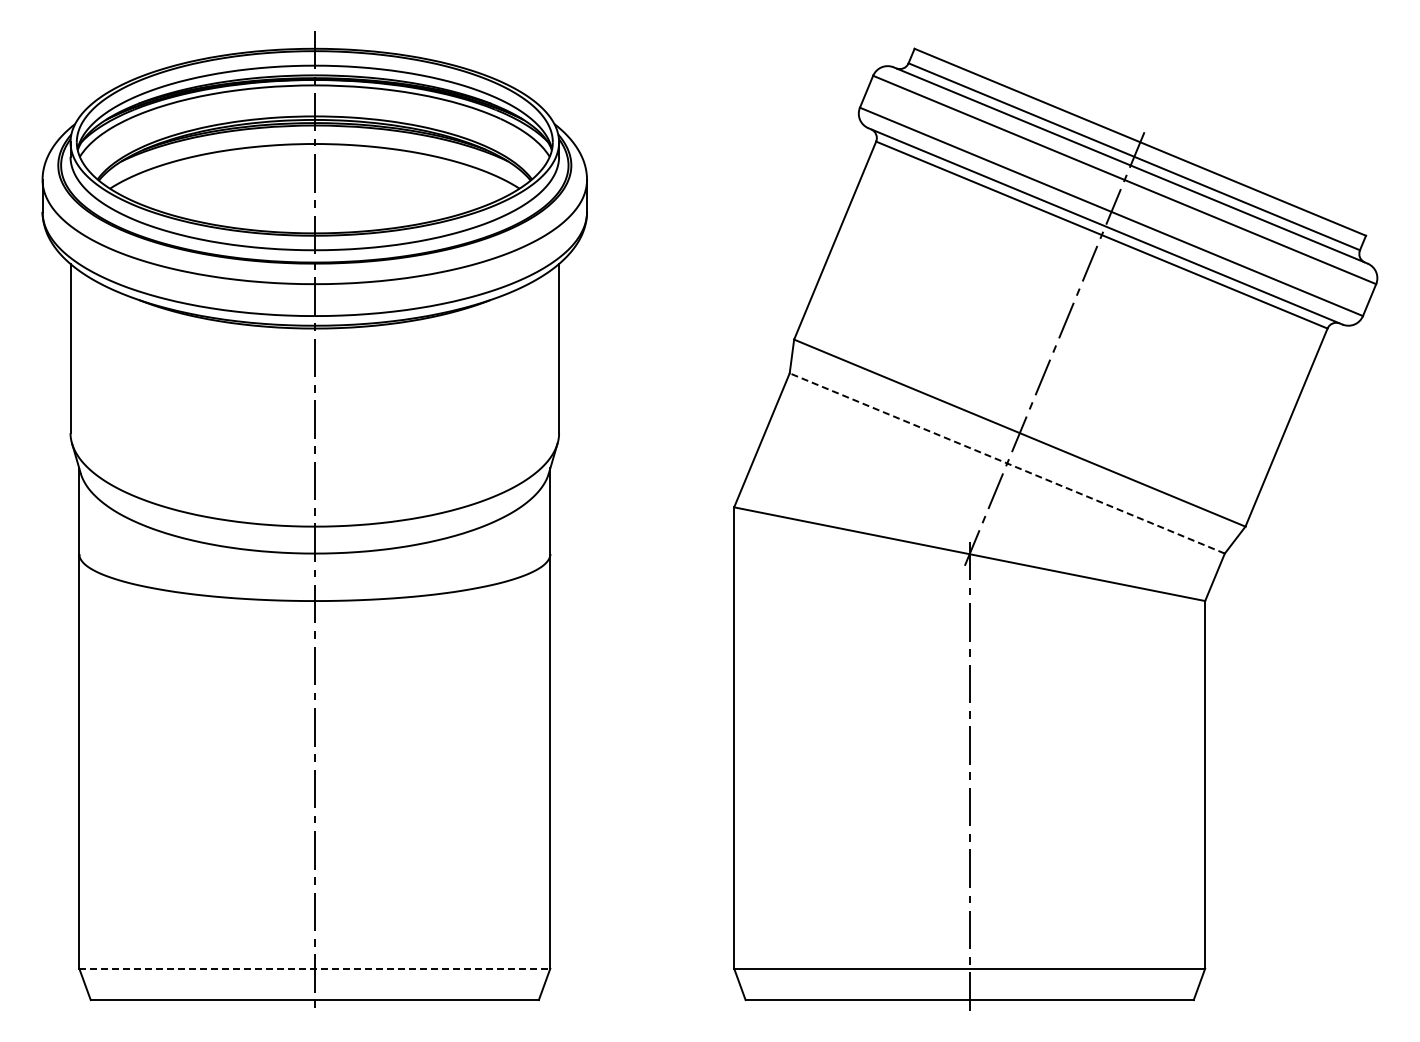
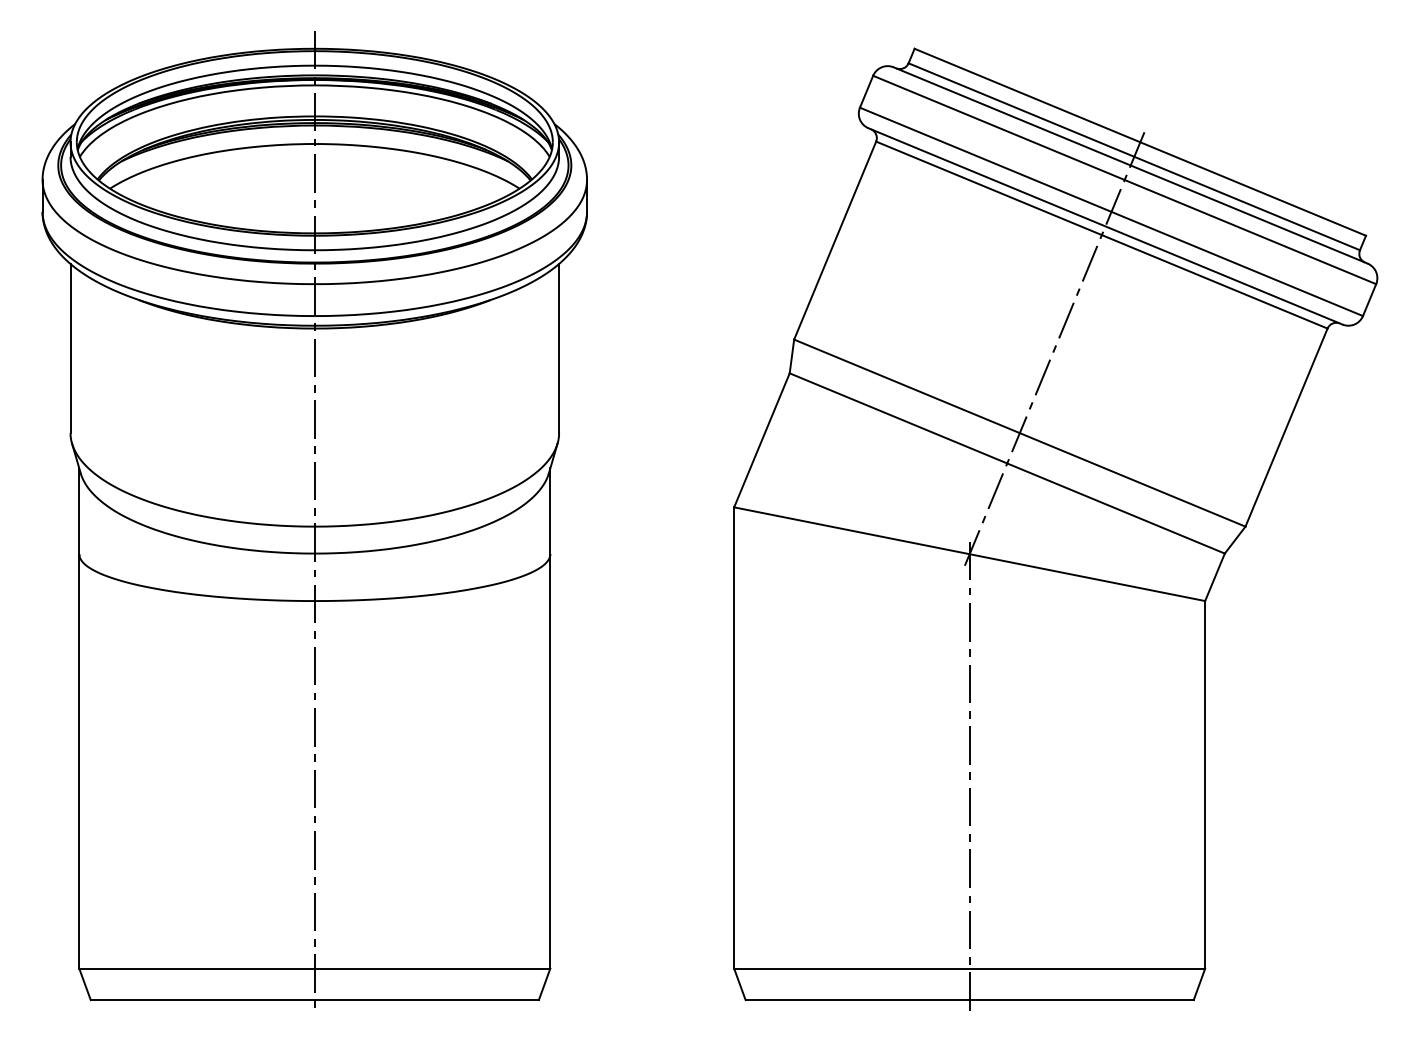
line: dashed -> solid (1006, 463)
line: dashed -> solid (315, 968)
